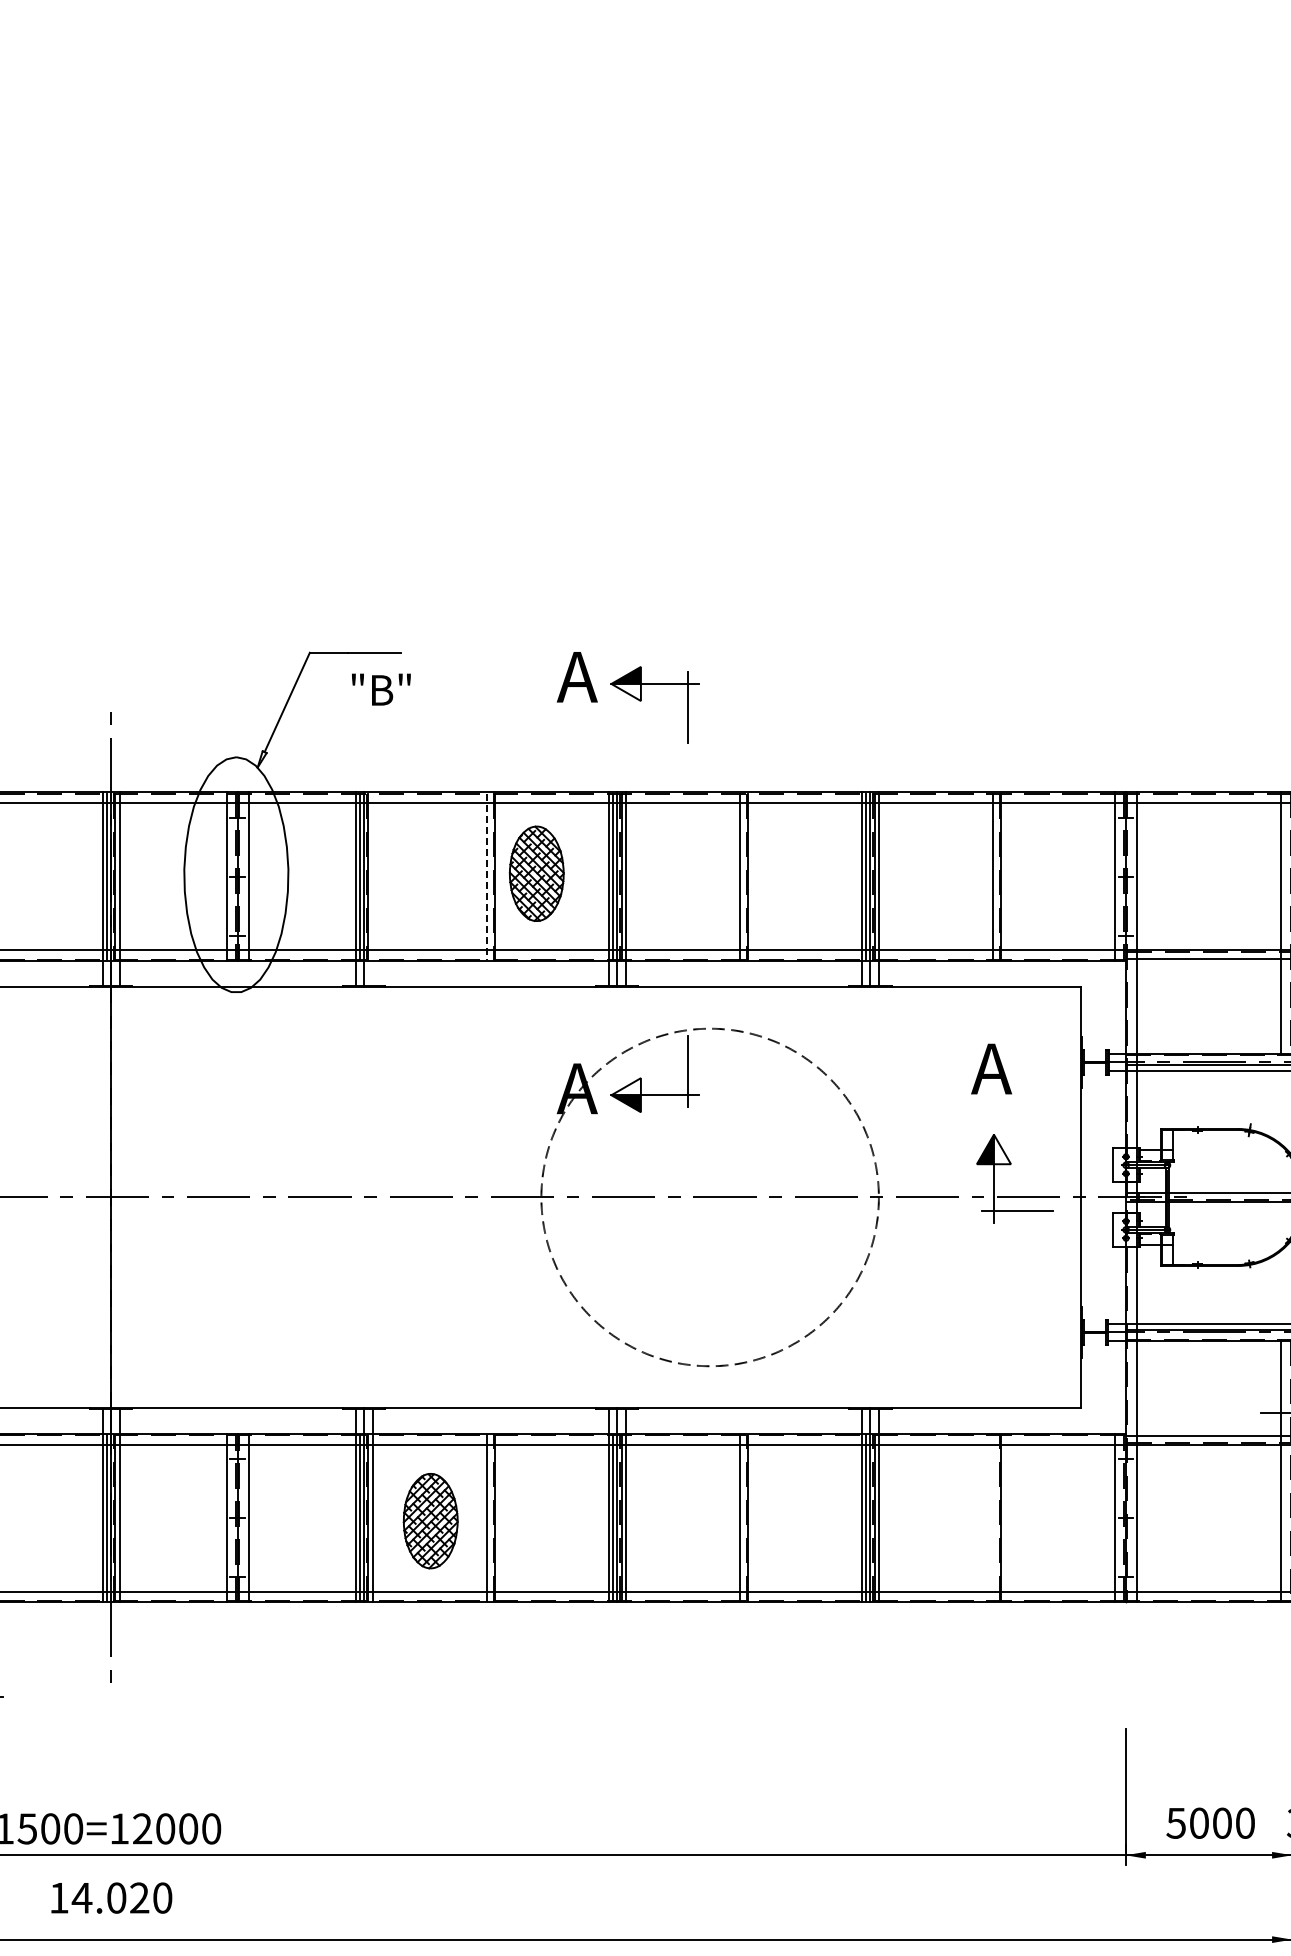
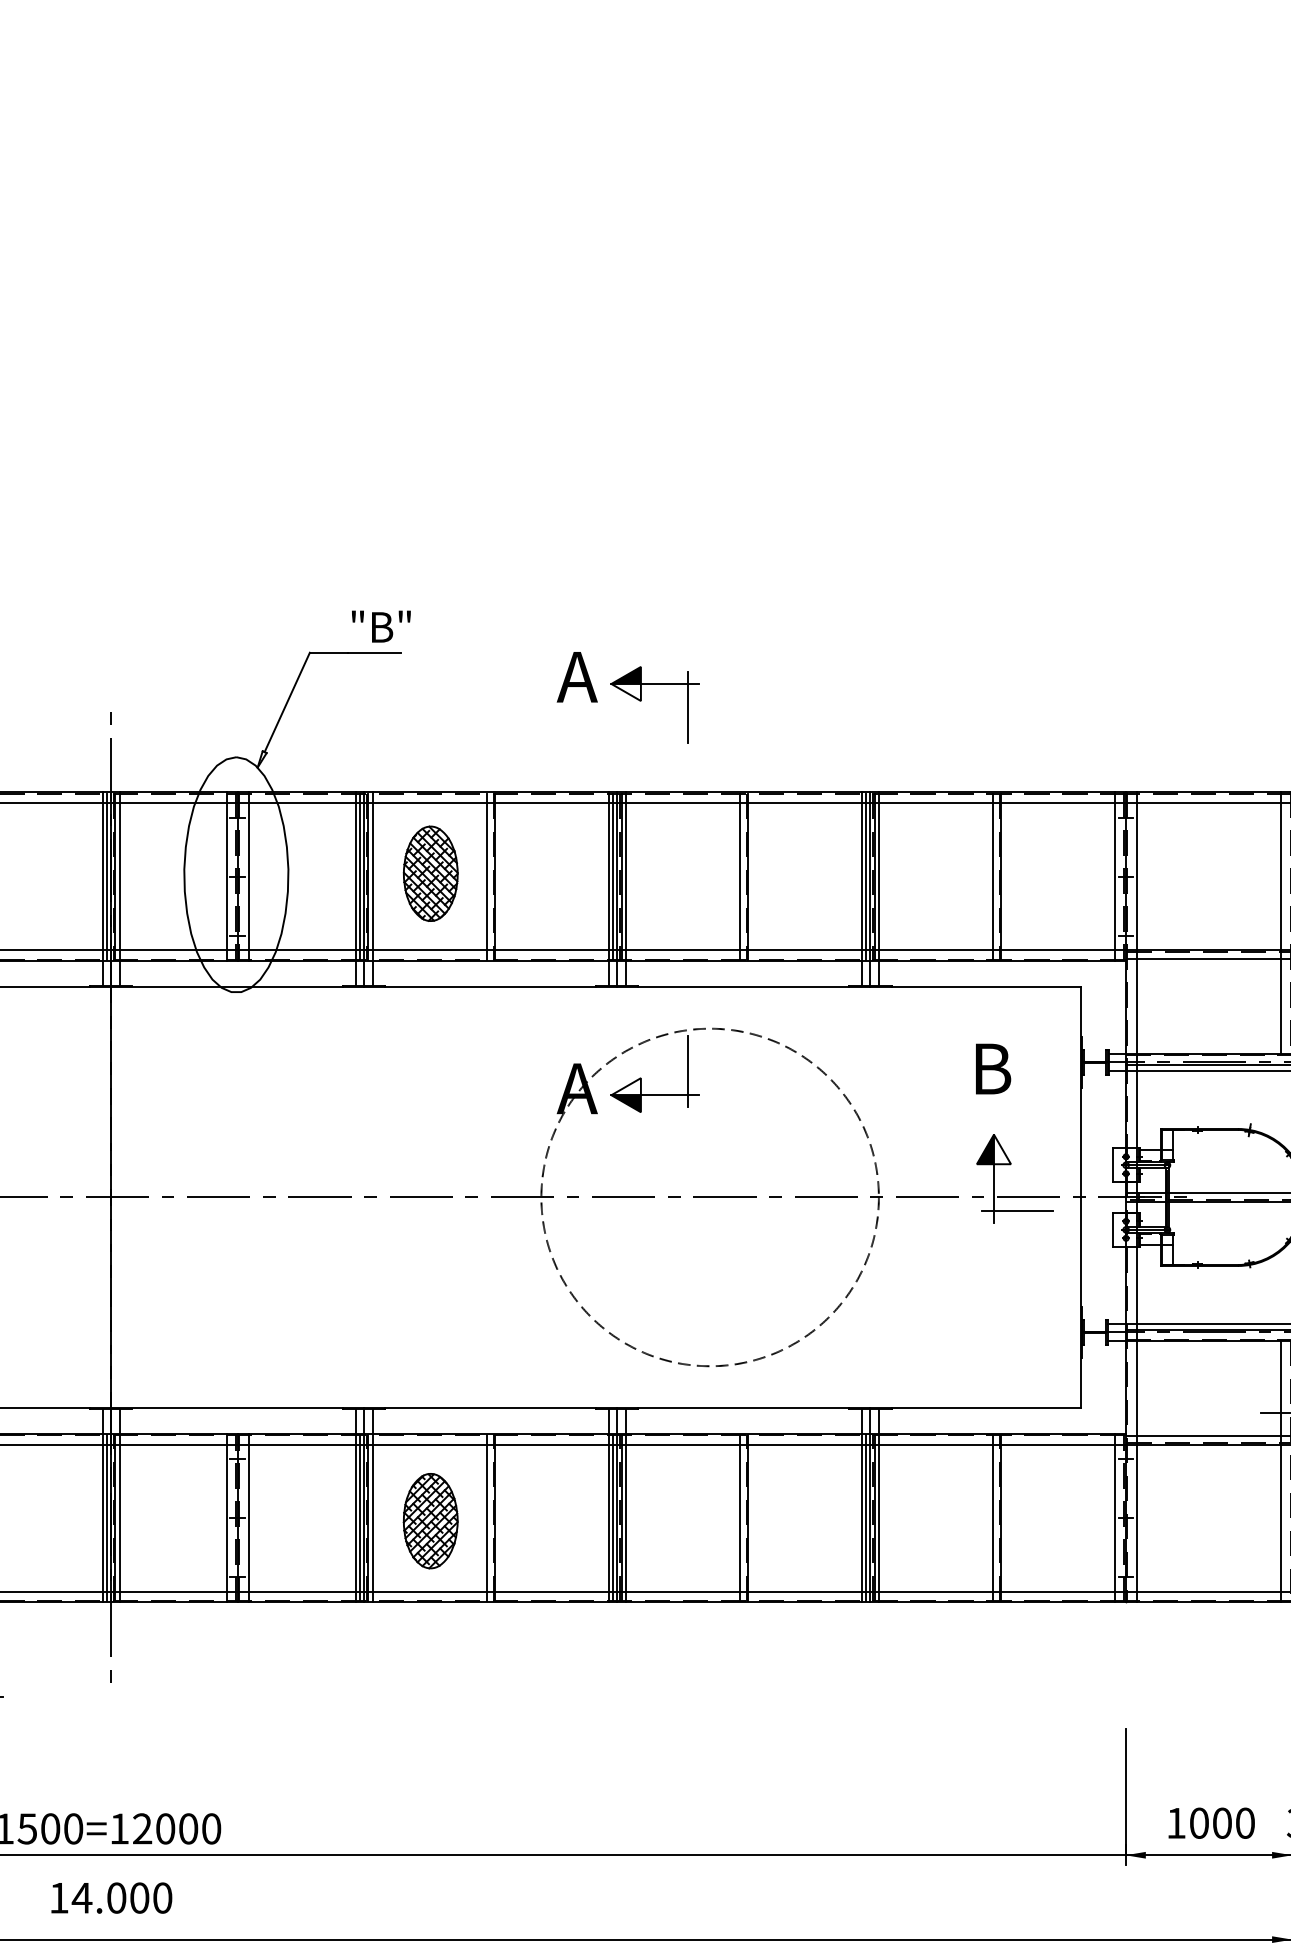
text position: (381, 689) -> (381, 626) (381, 626)
part position: (536, 873) -> (430, 873) (430, 873)
line: dashed -> solid (486, 877)
line: none -> present (372, 888)
text: A -> B (991, 1068)
line: none -> present (992, 1518)
text: 5000 -> 1000 (1175, 1823)
text: 14.020 -> 14.000 (139, 1897)
